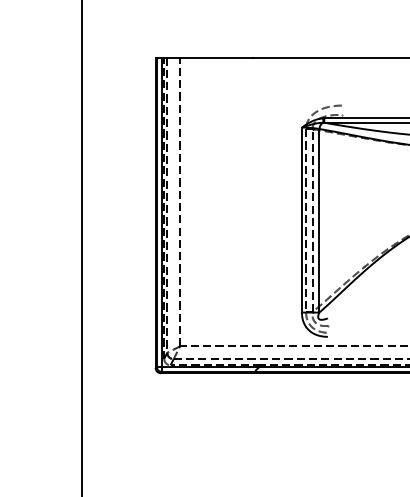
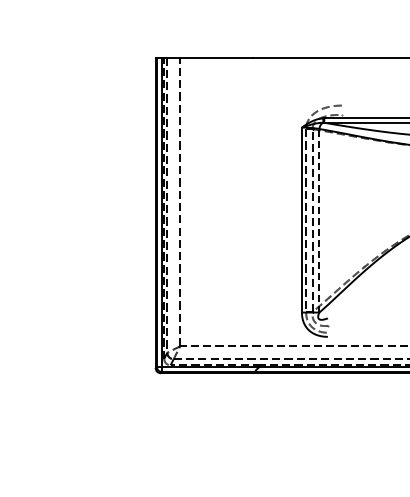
line: solid -> dashed (319, 220)
line: present -> none (82, 247)
